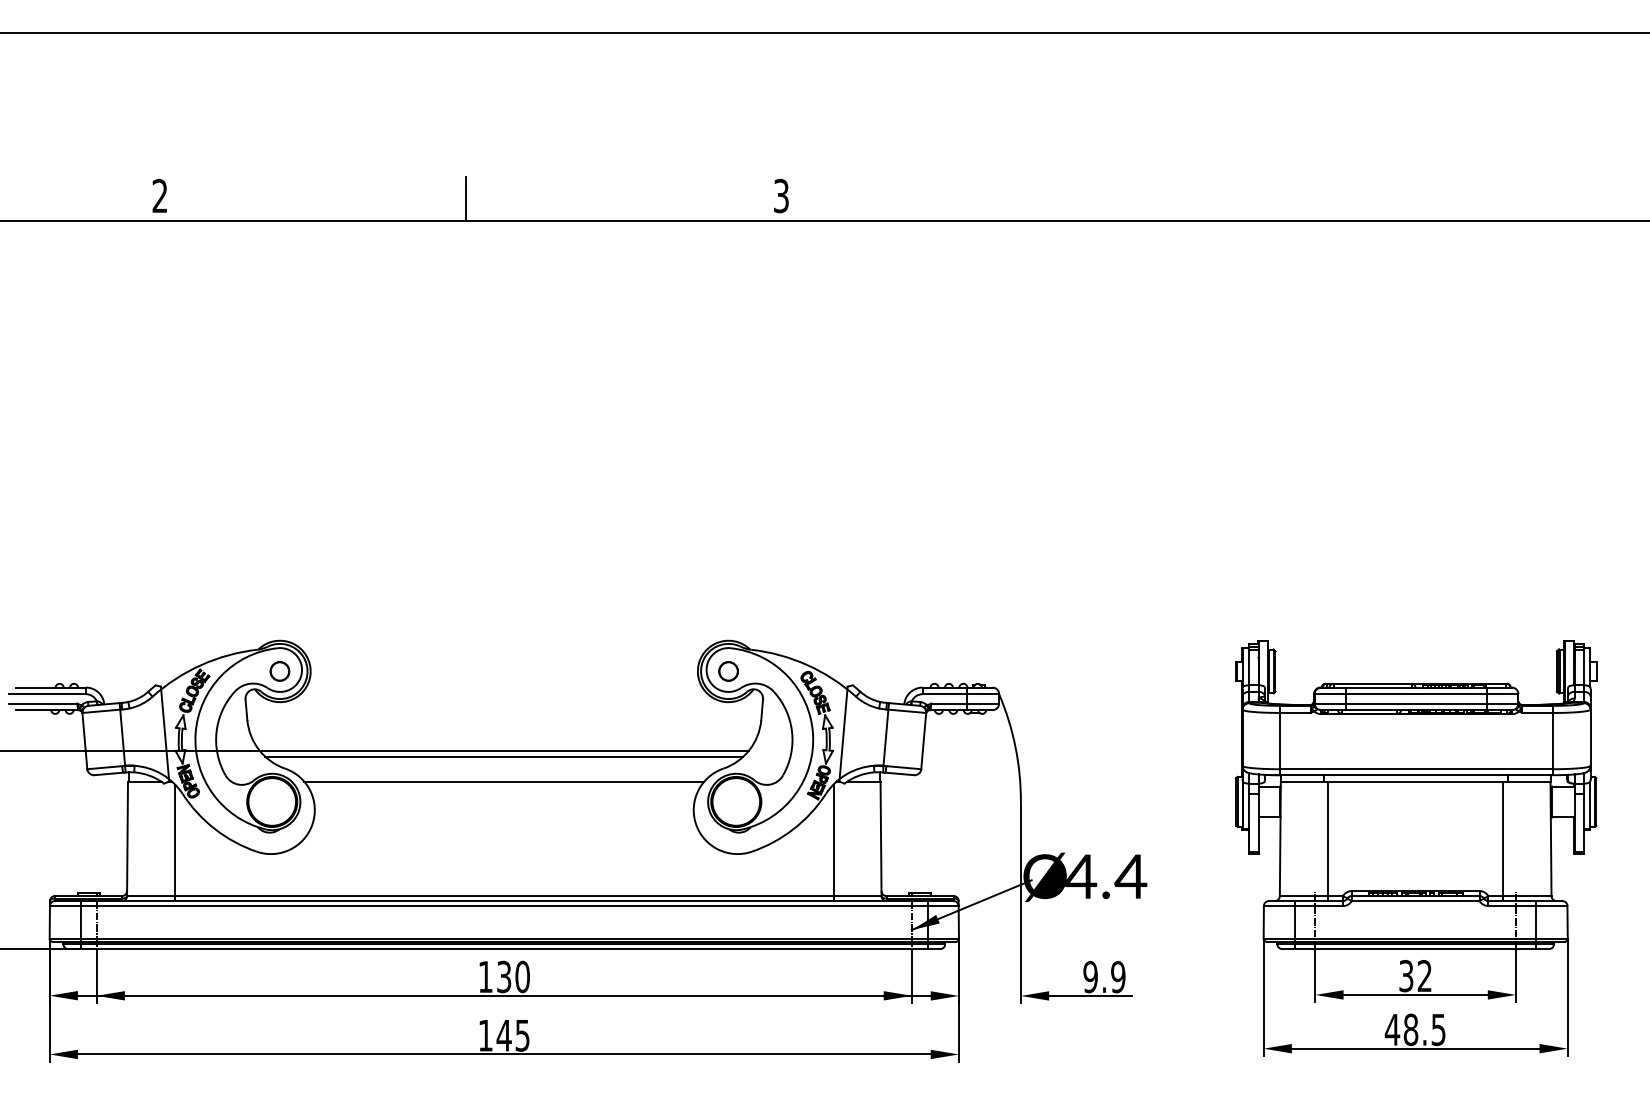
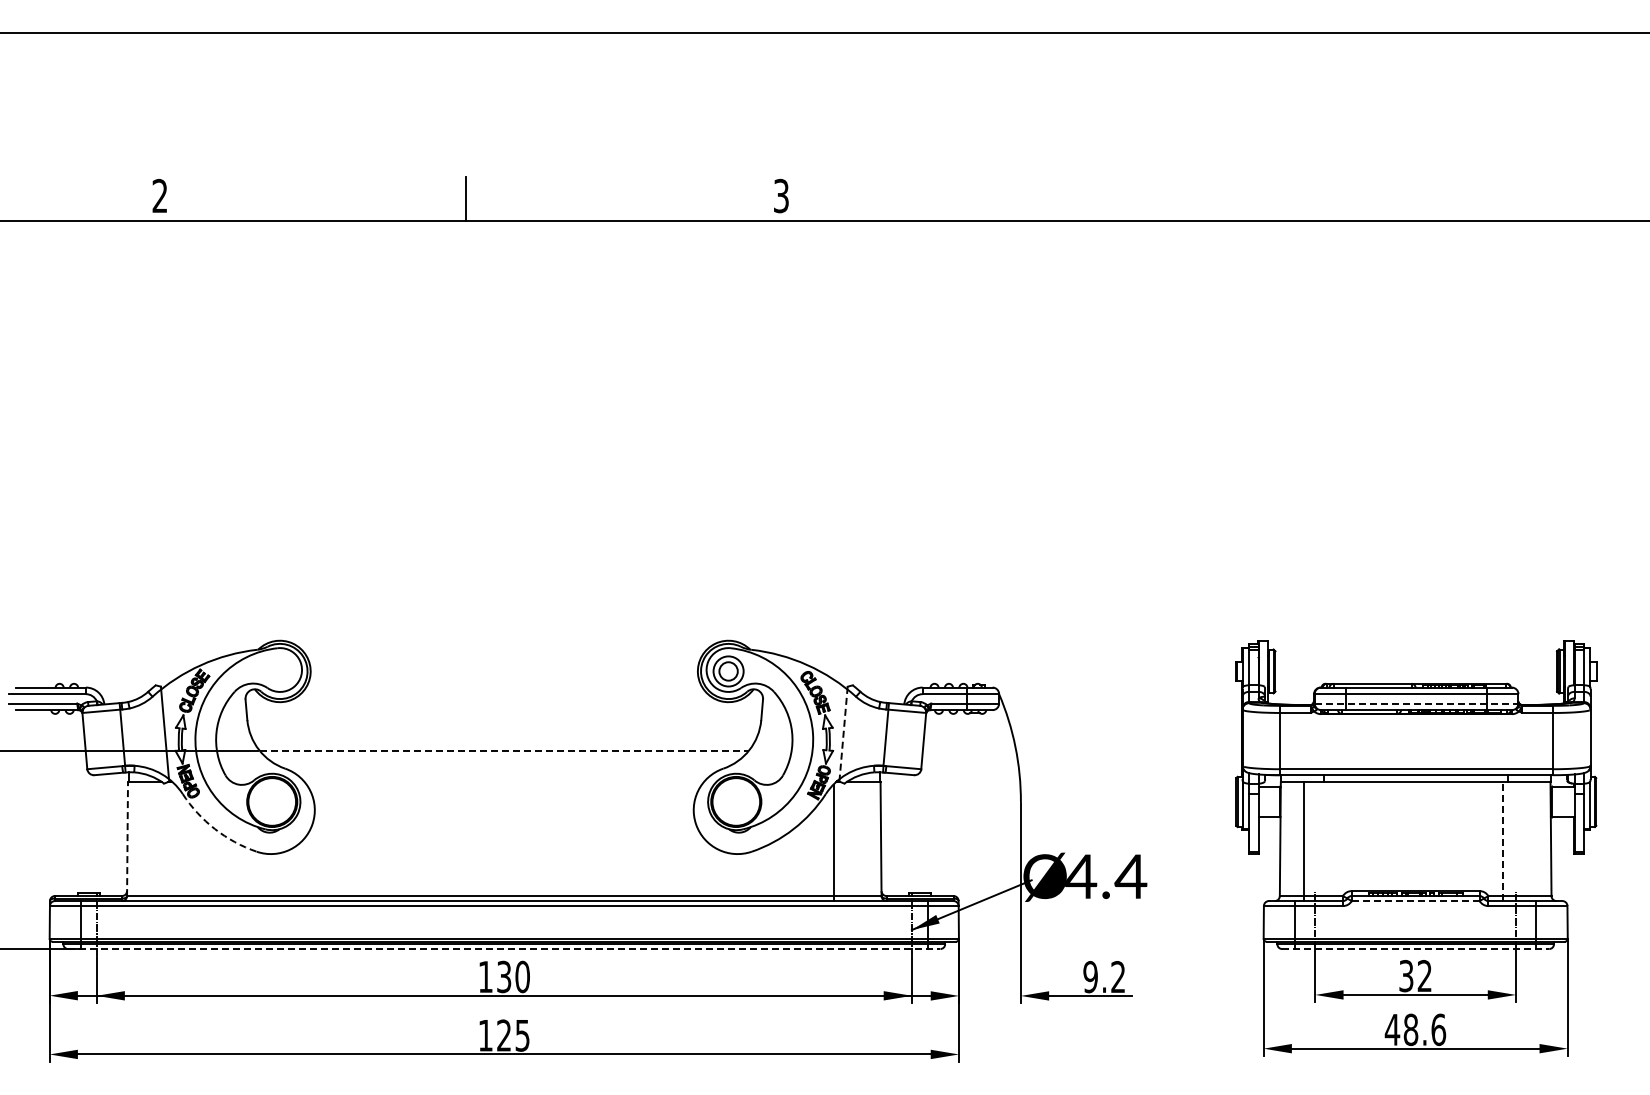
part: present -> none (279, 671)
circle diameter: 19 px -> 30 px (728, 671)
line: solid -> dashed (1416, 703)
line: solid -> dashed (843, 734)
line: solid -> dashed (504, 750)
line: present -> none (504, 756)
line: present -> none (504, 781)
arc: solid -> dashed (214, 829)
line: solid -> dashed (127, 838)
line position: (1327, 841) -> (1303, 841) (1303, 841)
line: solid -> dashed (1503, 841)
line: present -> none (175, 842)
line: solid -> dashed (1415, 901)
line: solid -> dashed (504, 949)
line: solid -> dashed (1415, 949)
text: 9.9 -> 9.2 (1118, 977)
text: 48.5 -> 48.6 (1438, 1029)
text: 145 -> 125 (503, 1035)
